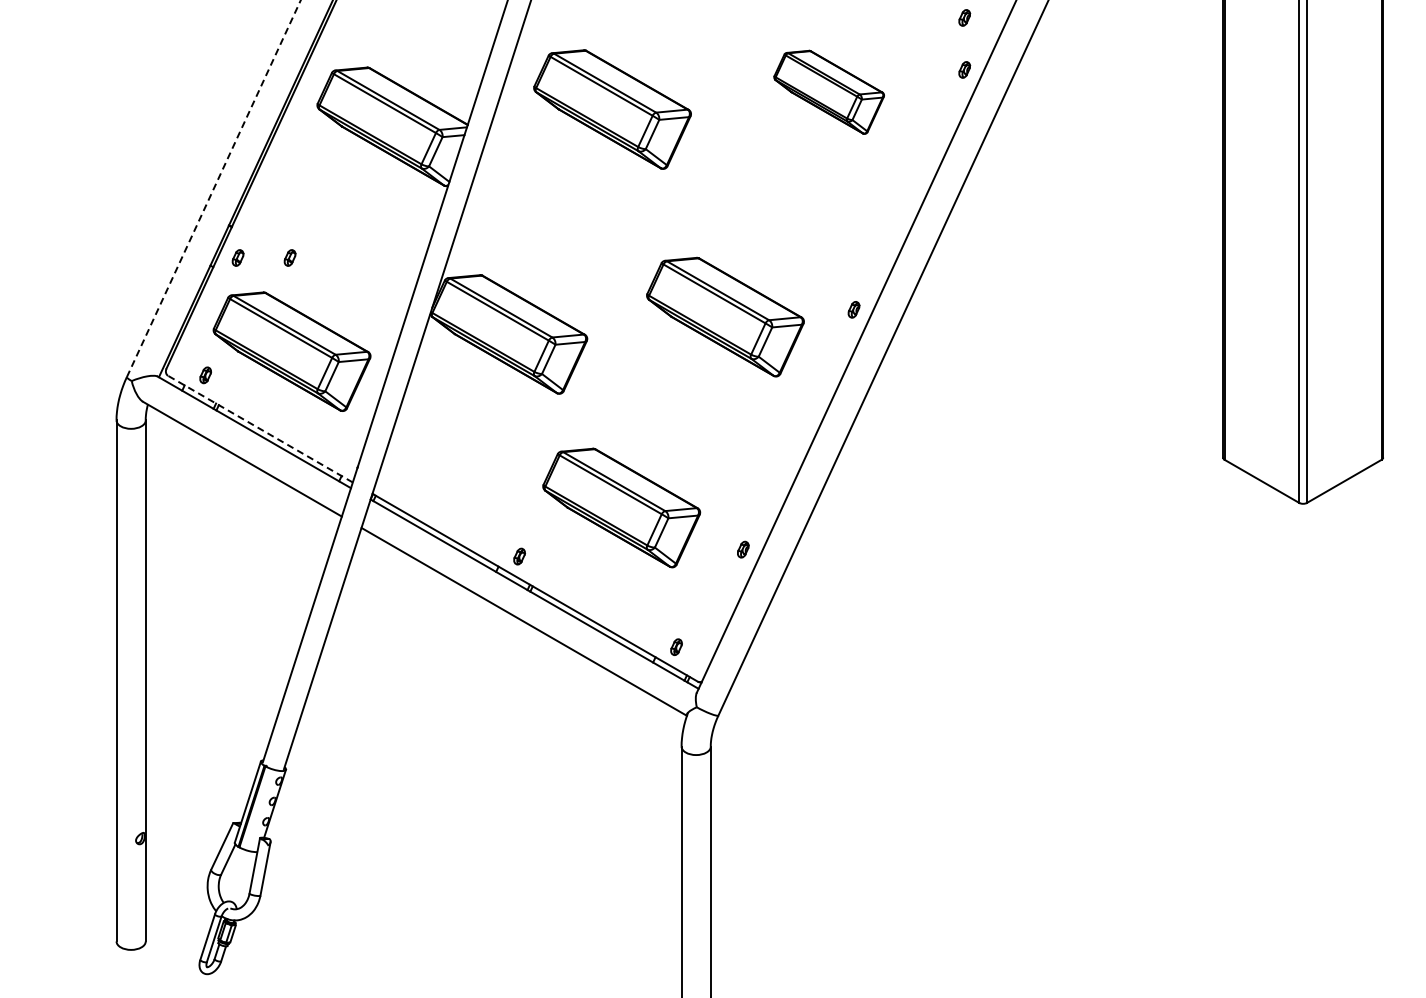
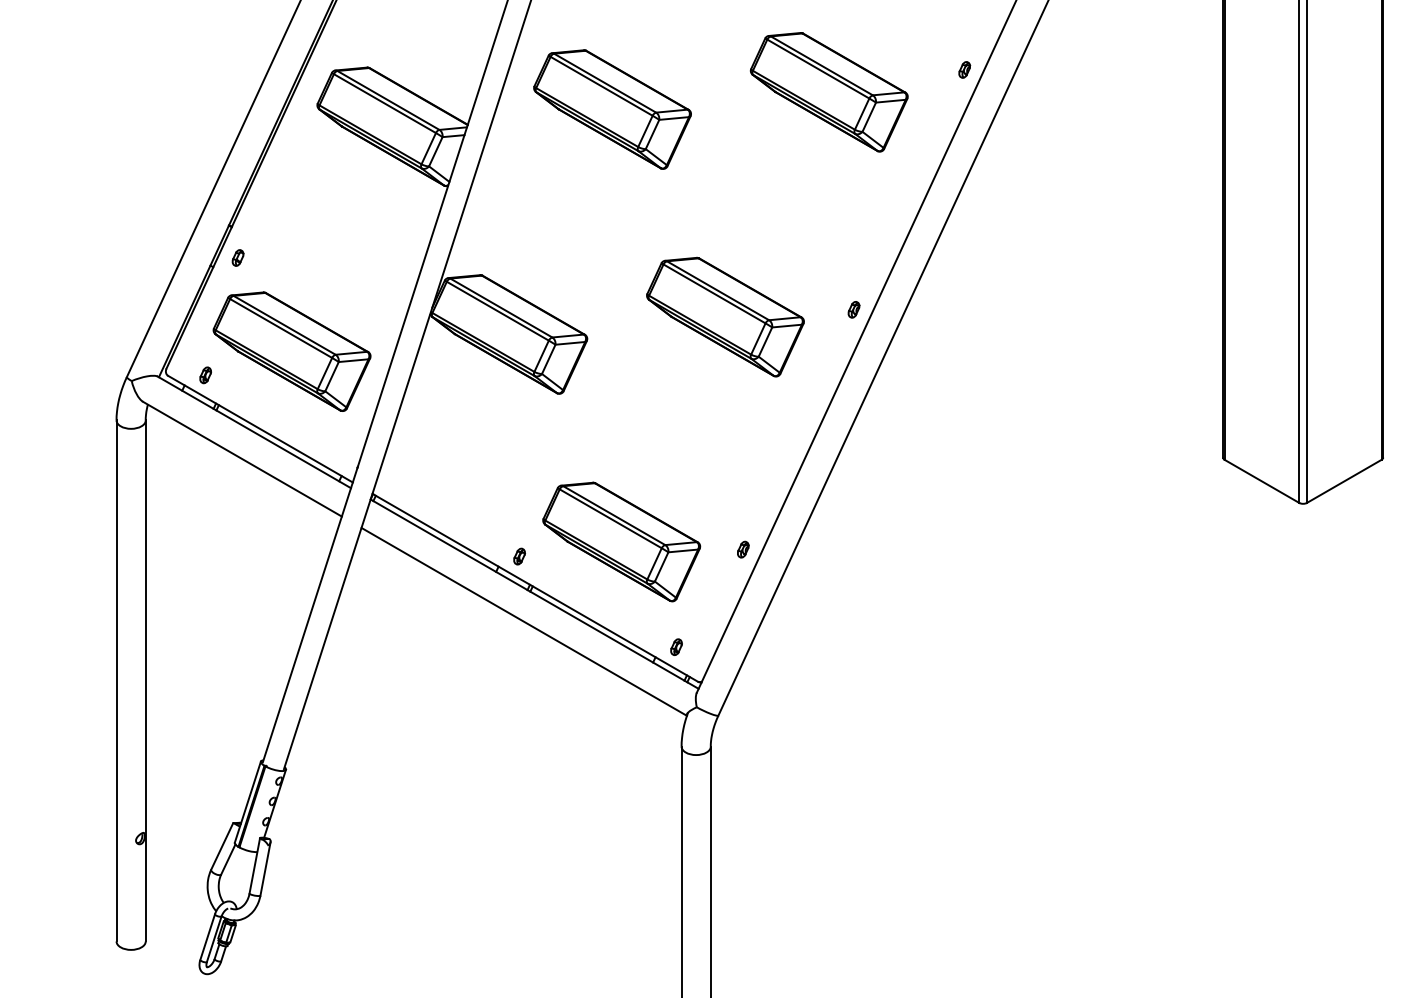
part: present -> none (964, 17)
part size: 112x86 px -> 160x121 px (828, 92)
line: dashed -> solid (213, 188)
part: present -> none (289, 257)
line: dashed -> solid (260, 429)
part position: (621, 507) -> (621, 541) (621, 541)
